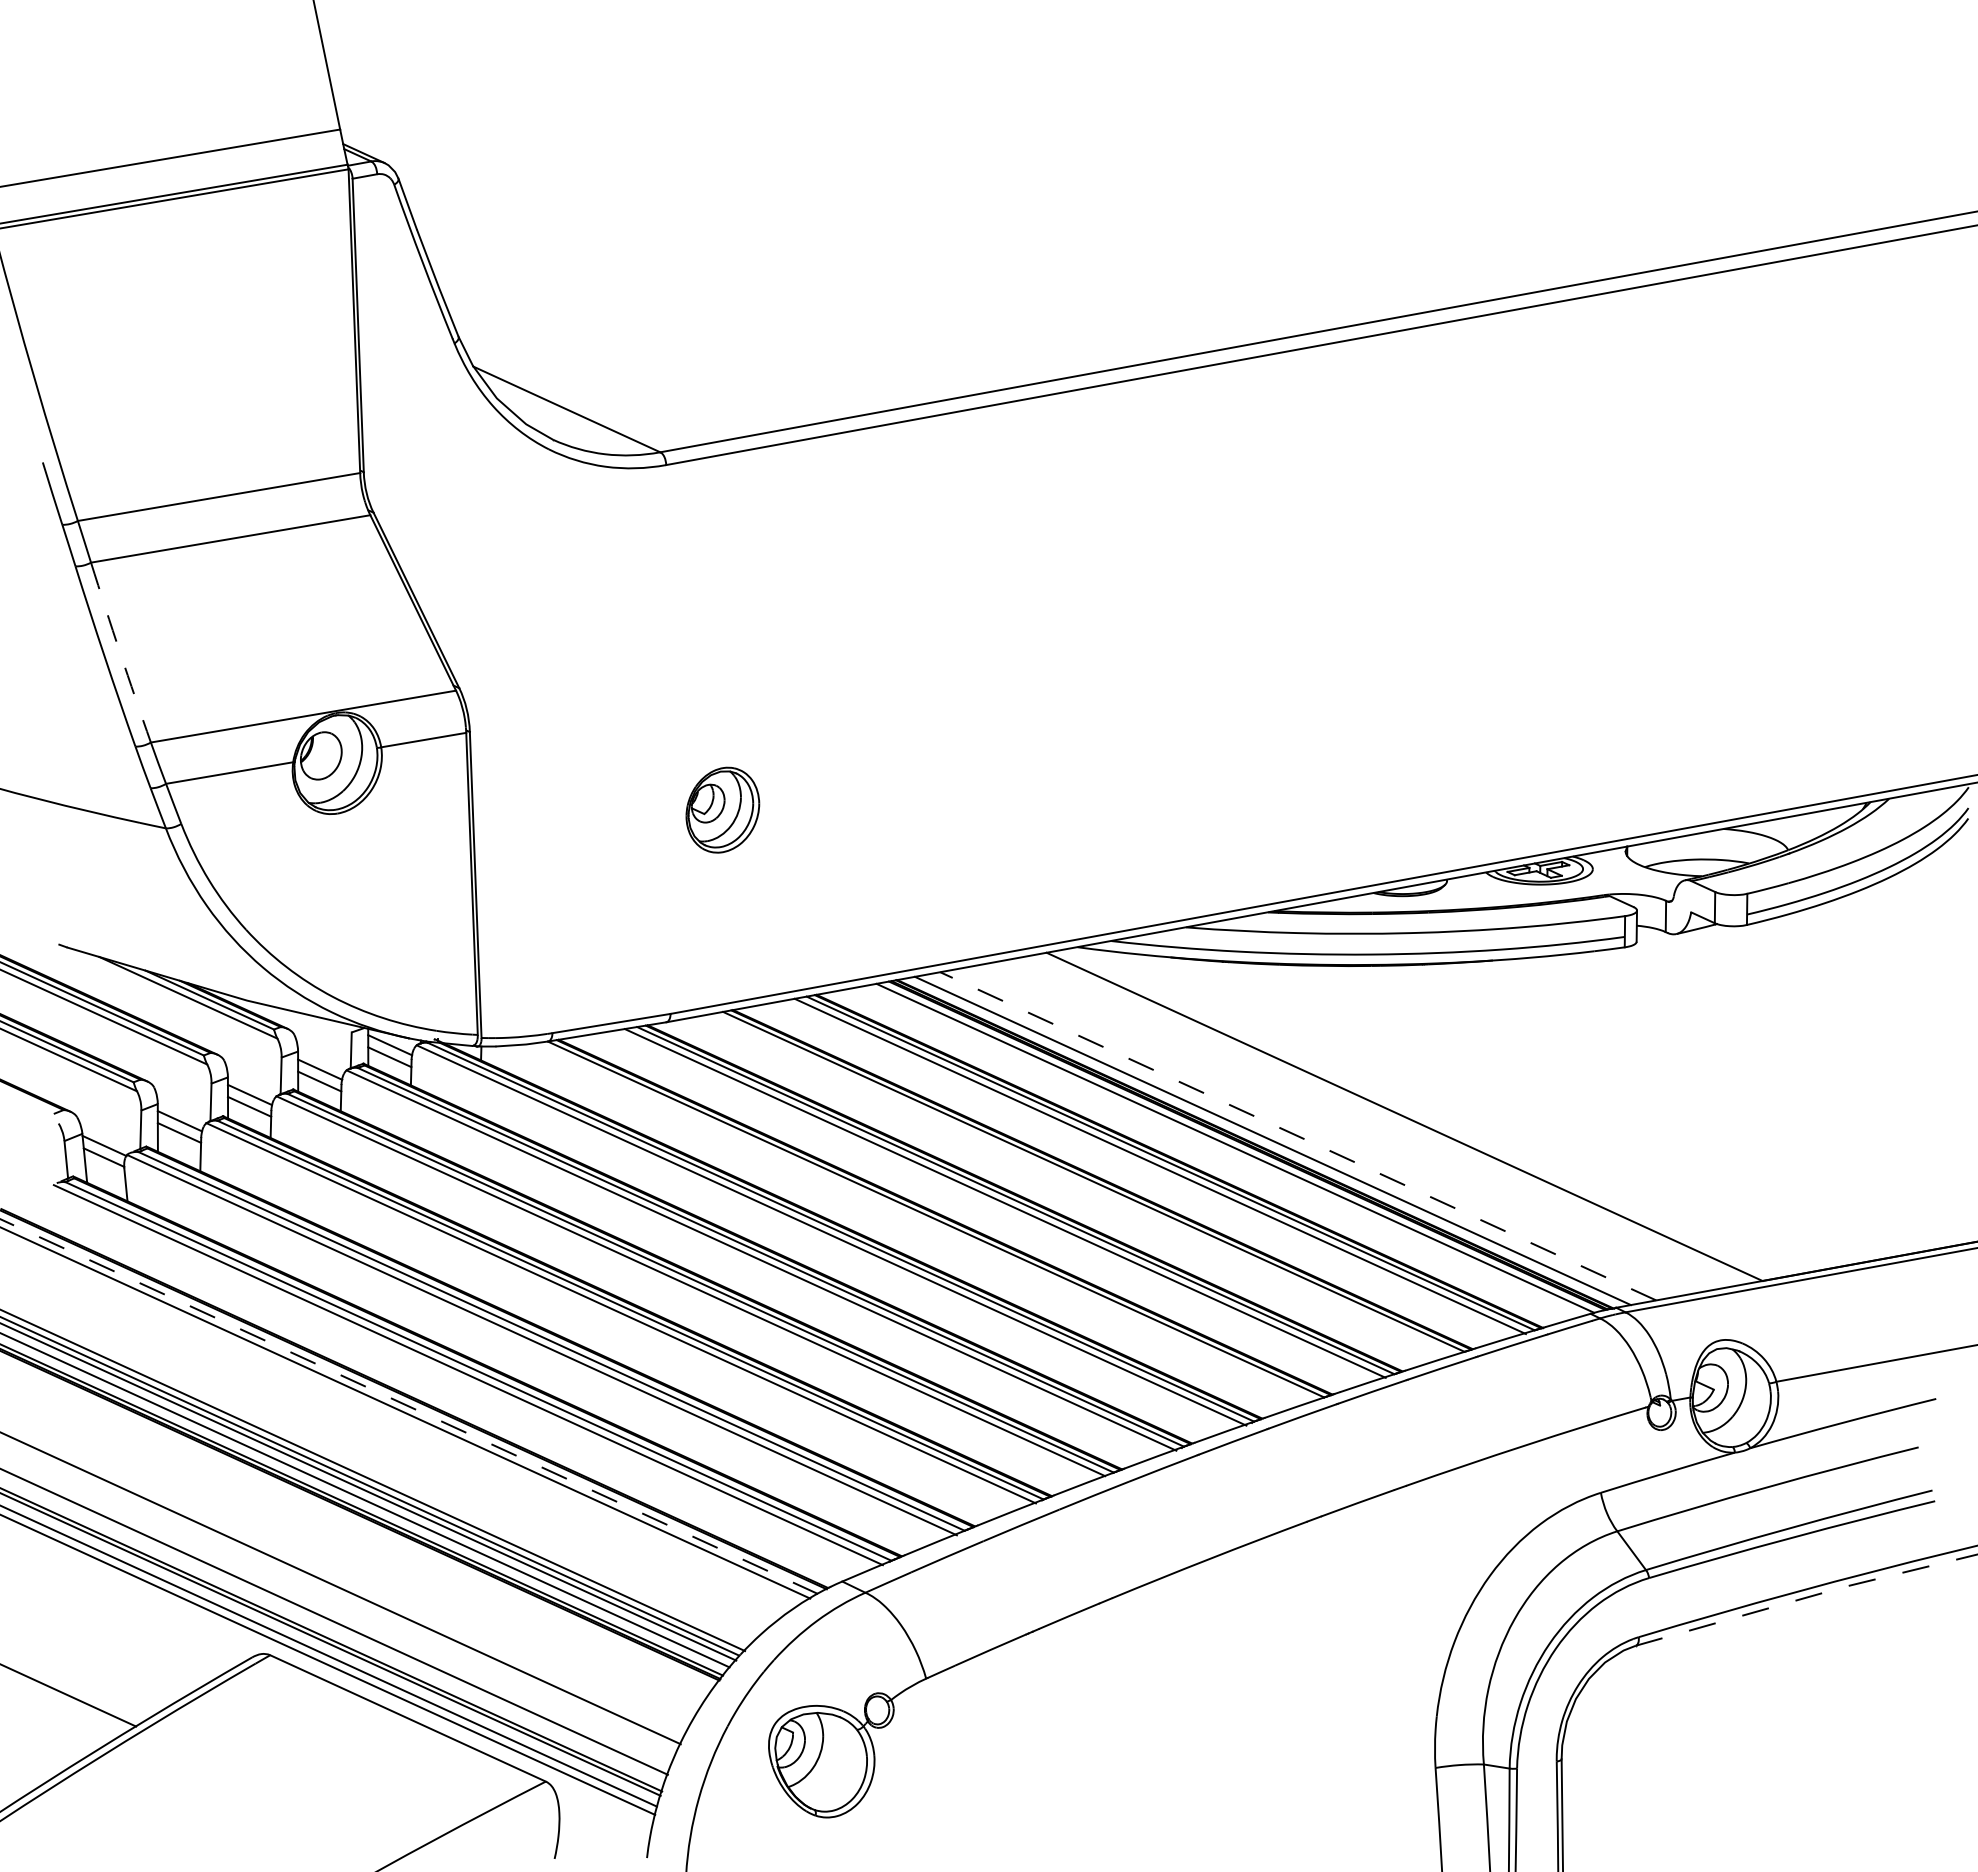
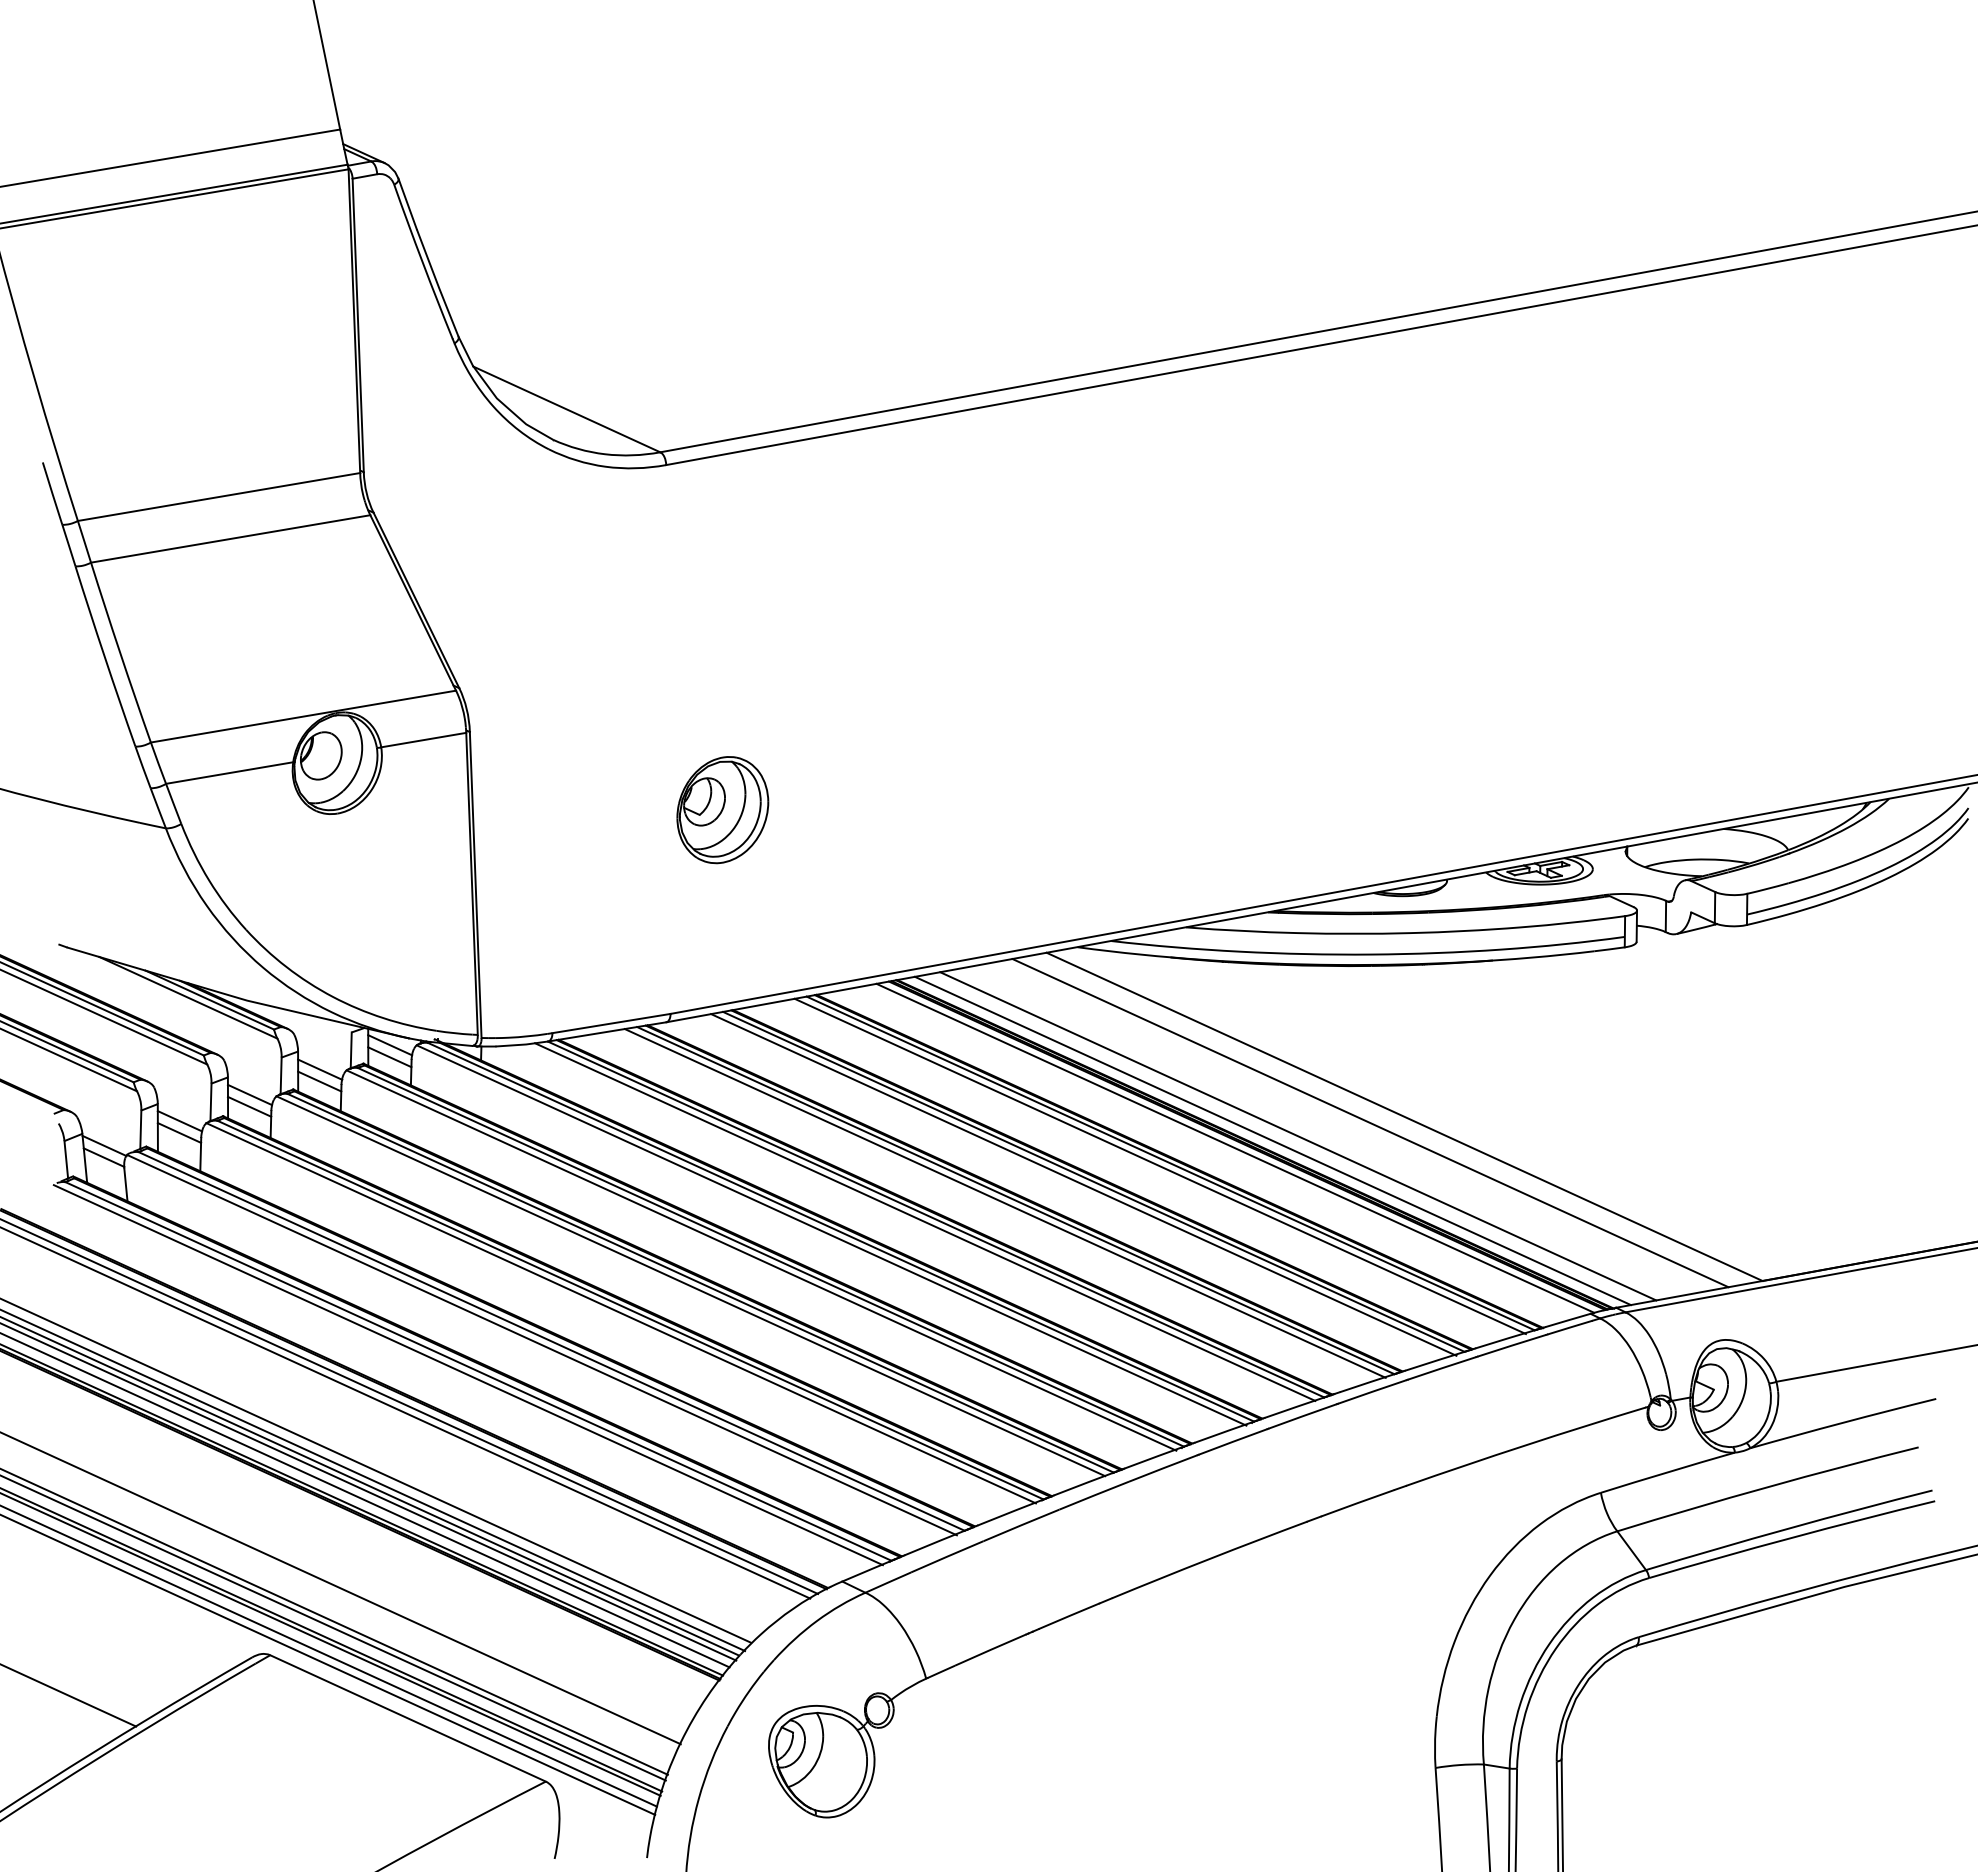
arc: dashed -> solid (120, 652)
part size: 76x88 px -> 94x109 px (722, 810)
line: none -> present (1370, 1123)
line: dashed -> solid (1298, 1136)
line: none -> present (1083, 1184)
line: none -> present (925, 1221)
line: dashed -> solid (409, 1406)
line: none -> present (376, 1470)
line: dashed -> solid (1807, 1597)
line: none -> present (333, 1628)
